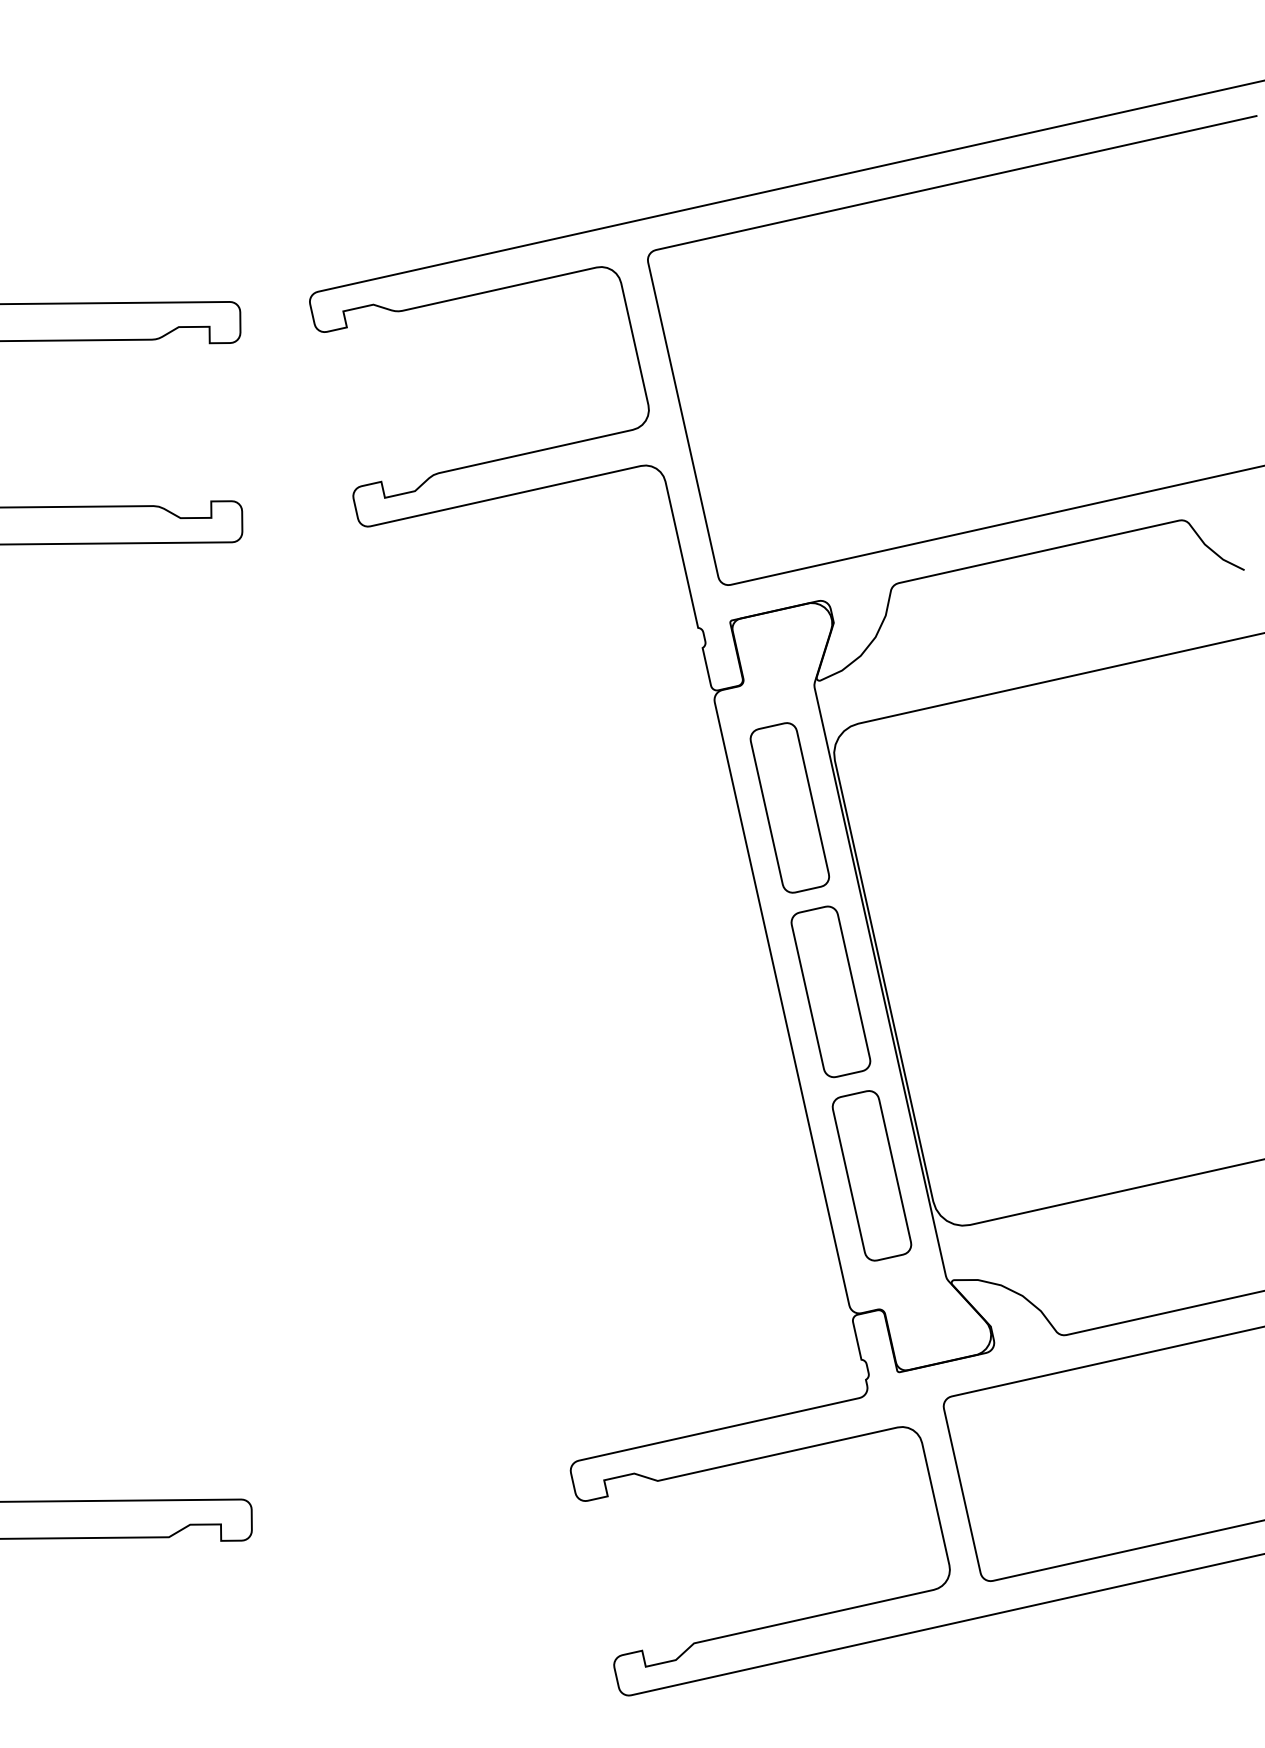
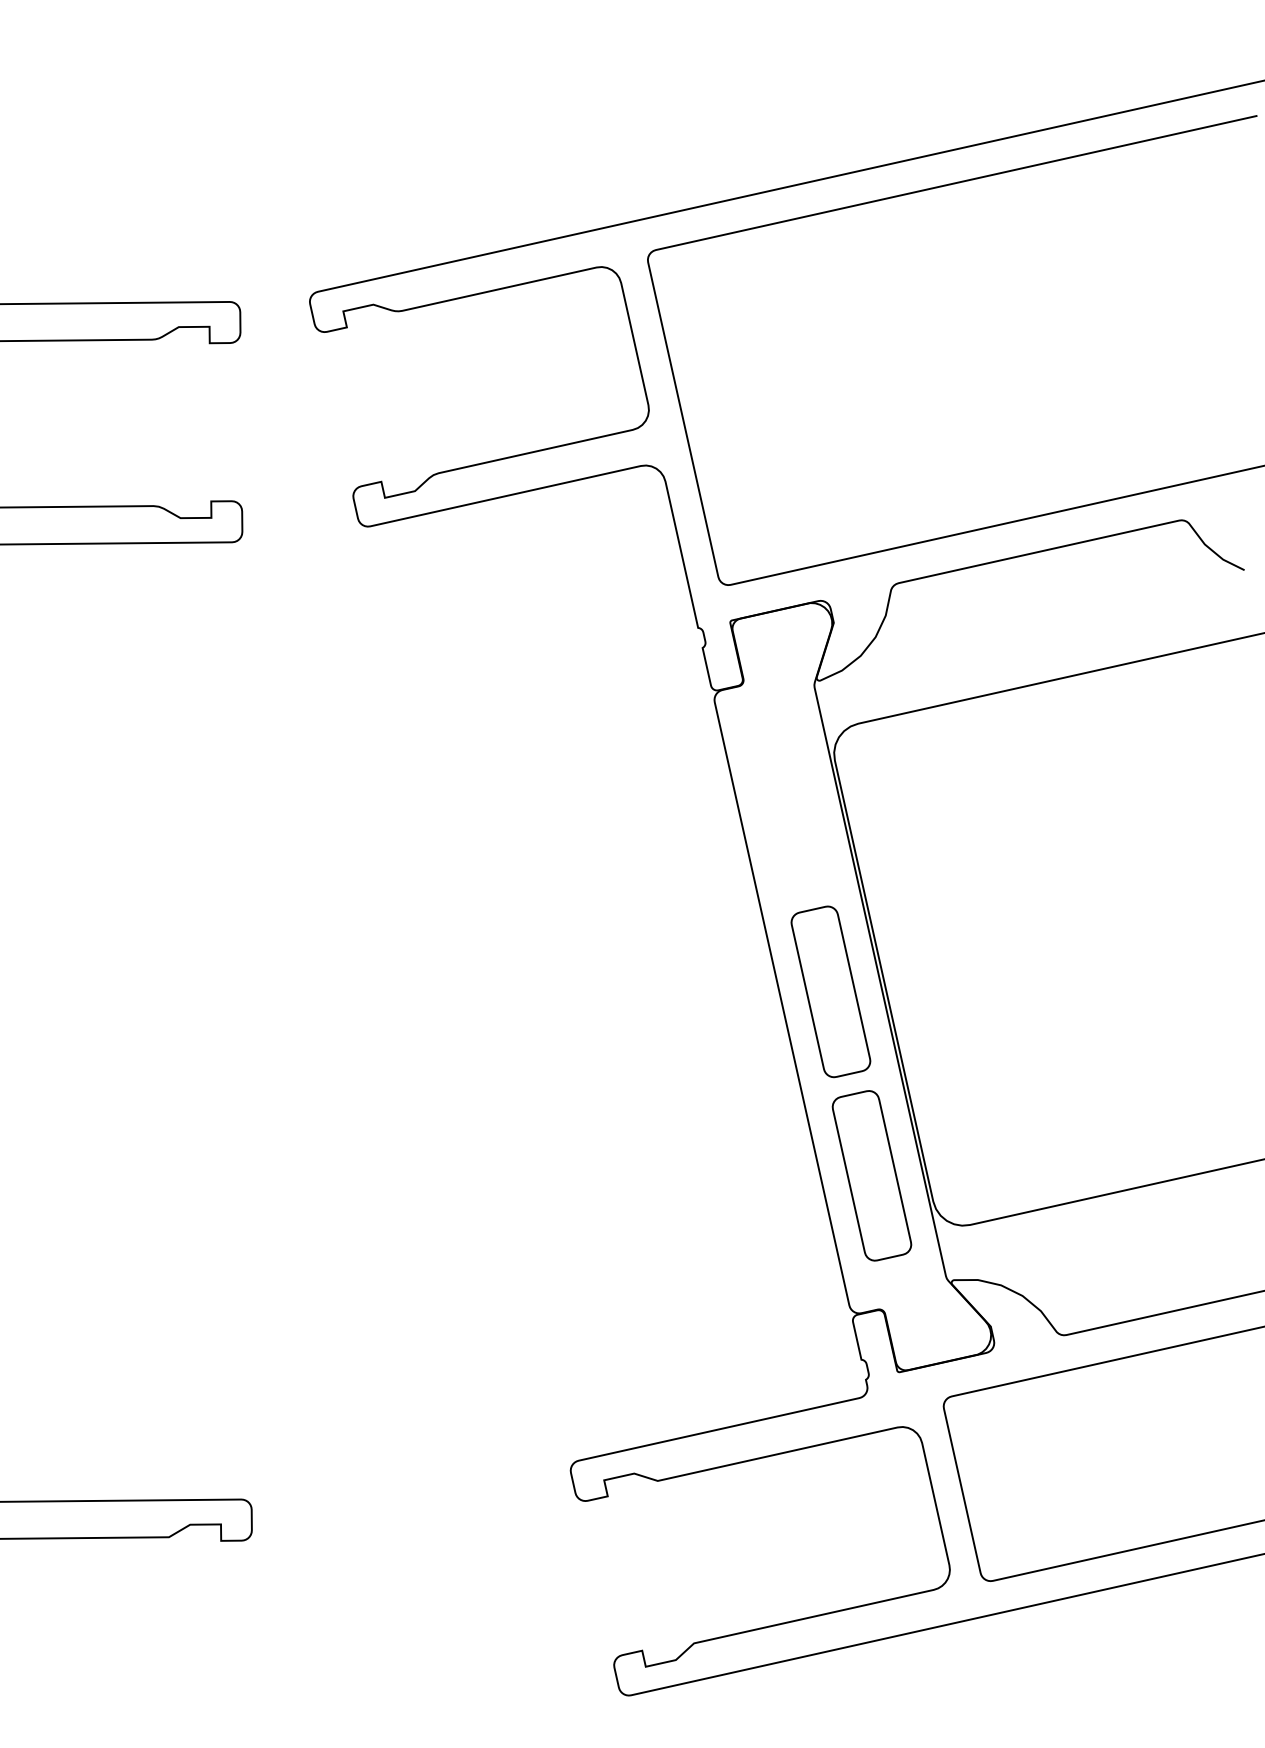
part: present -> none (789, 807)
